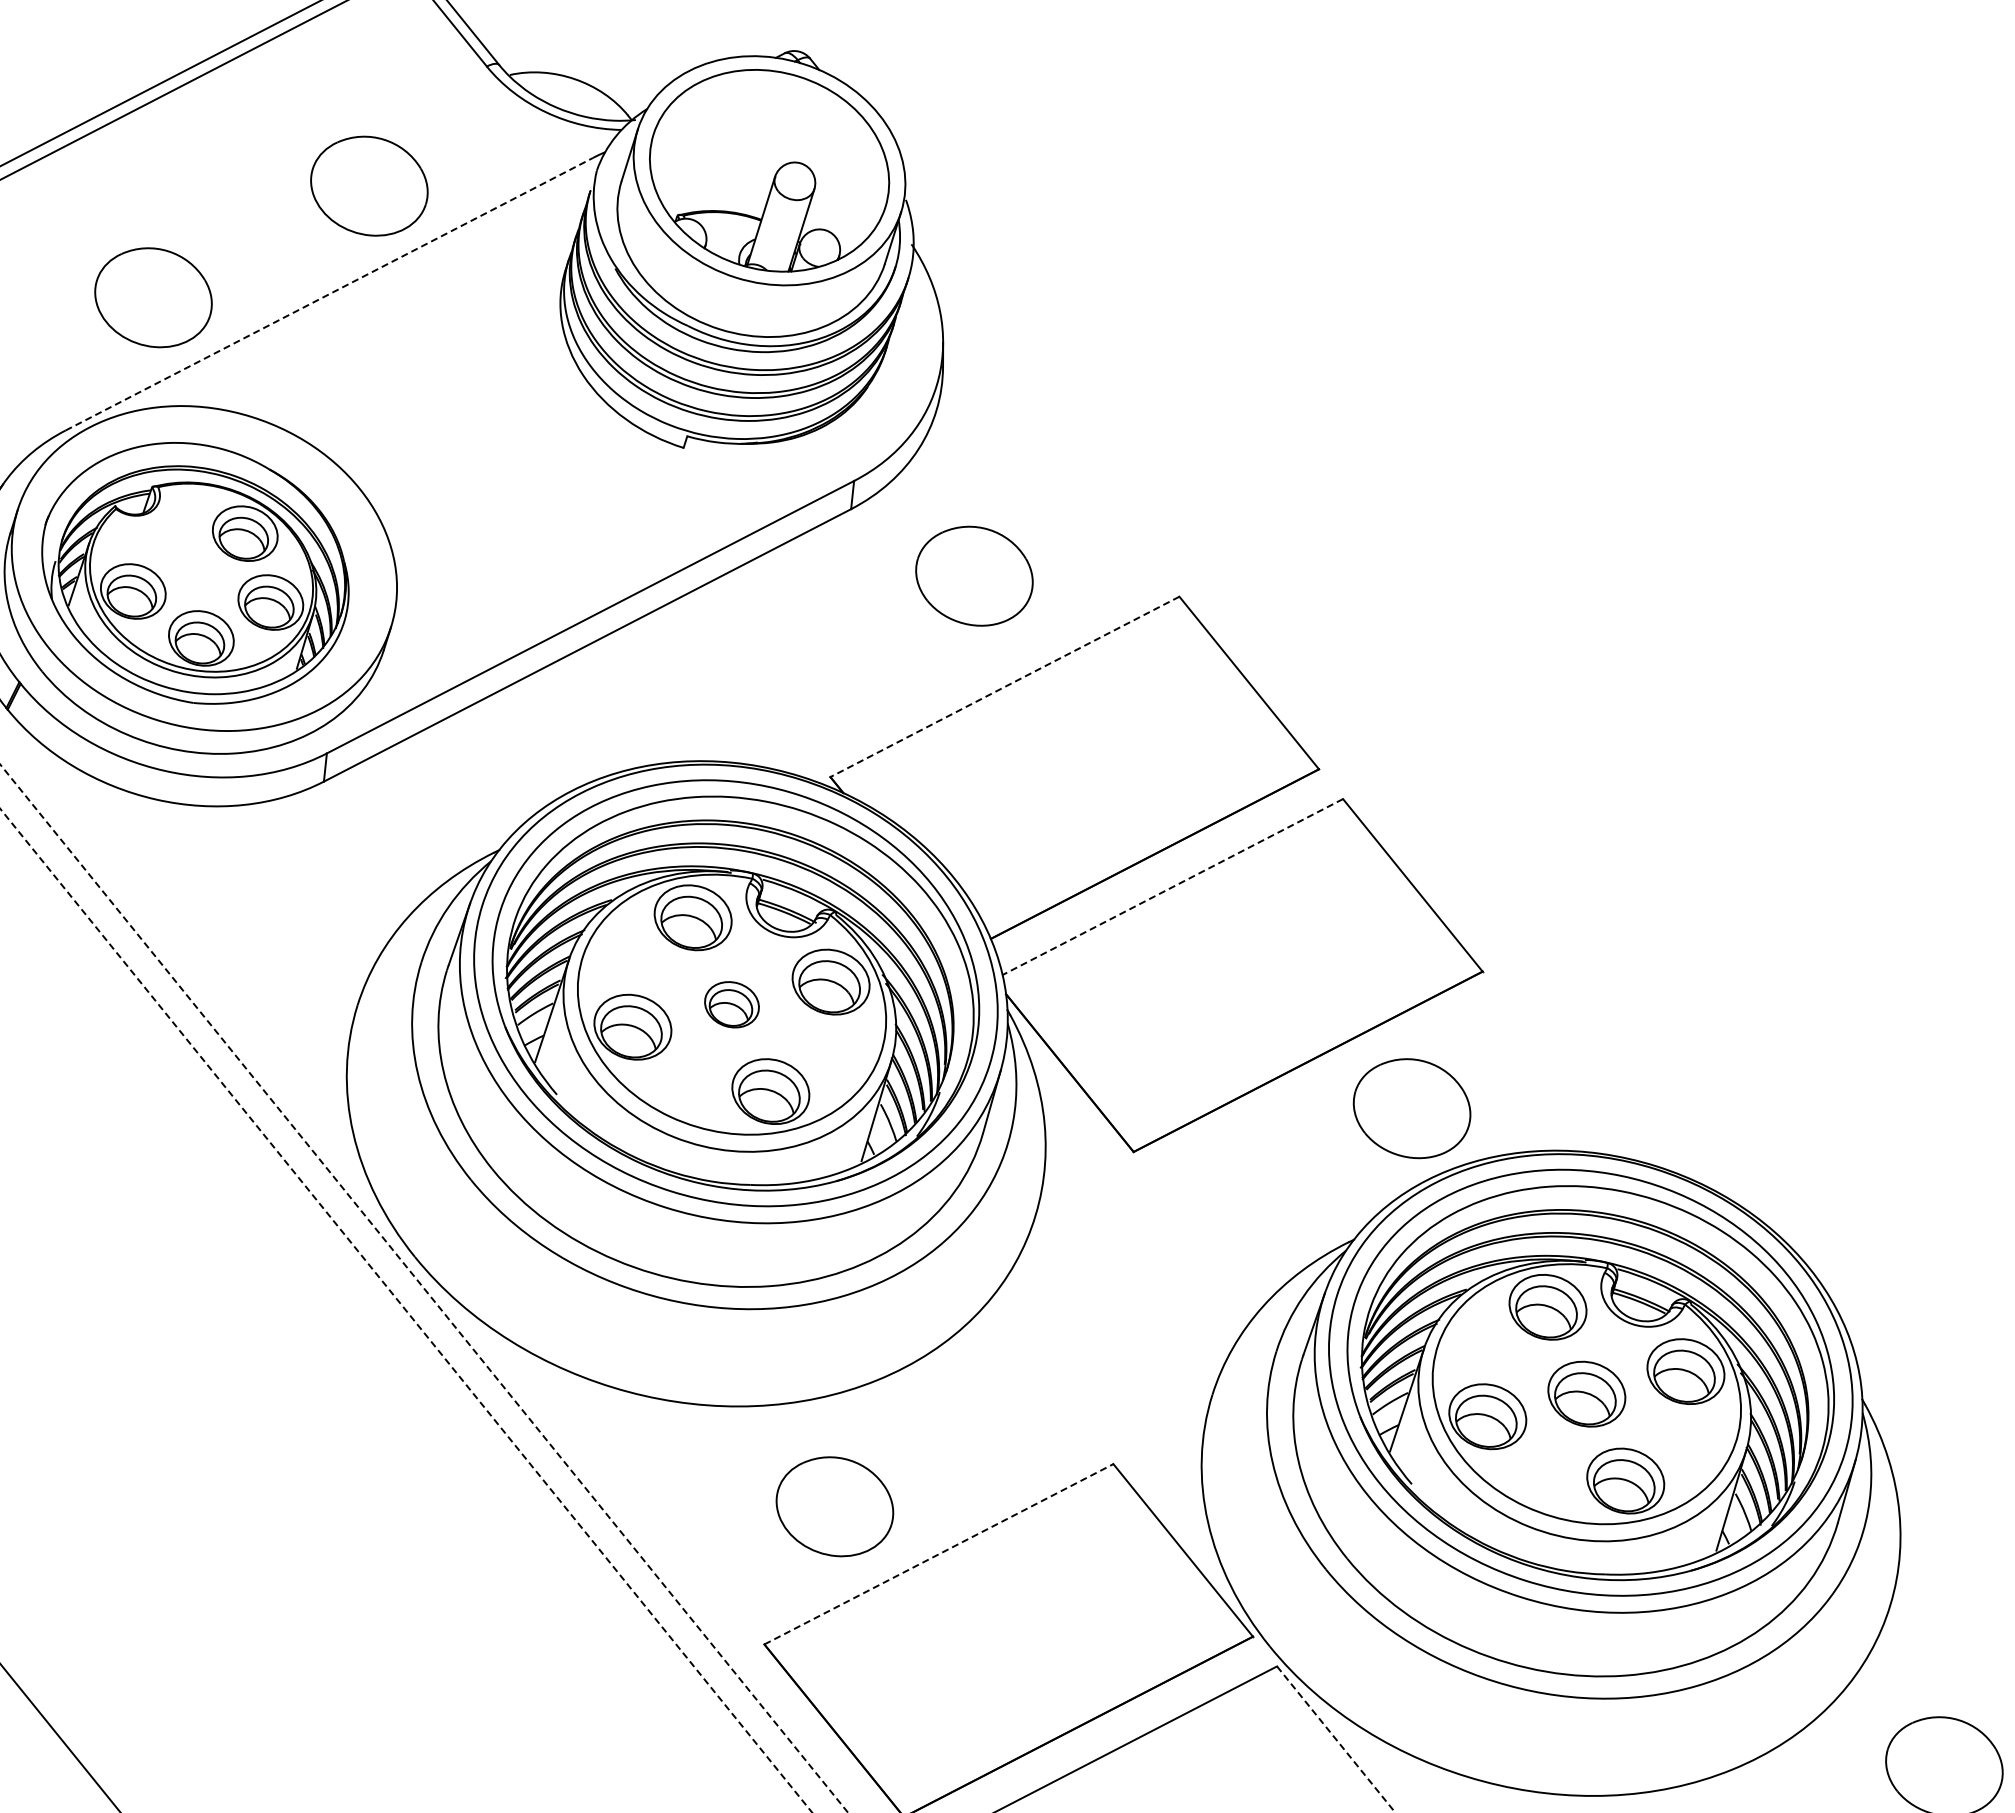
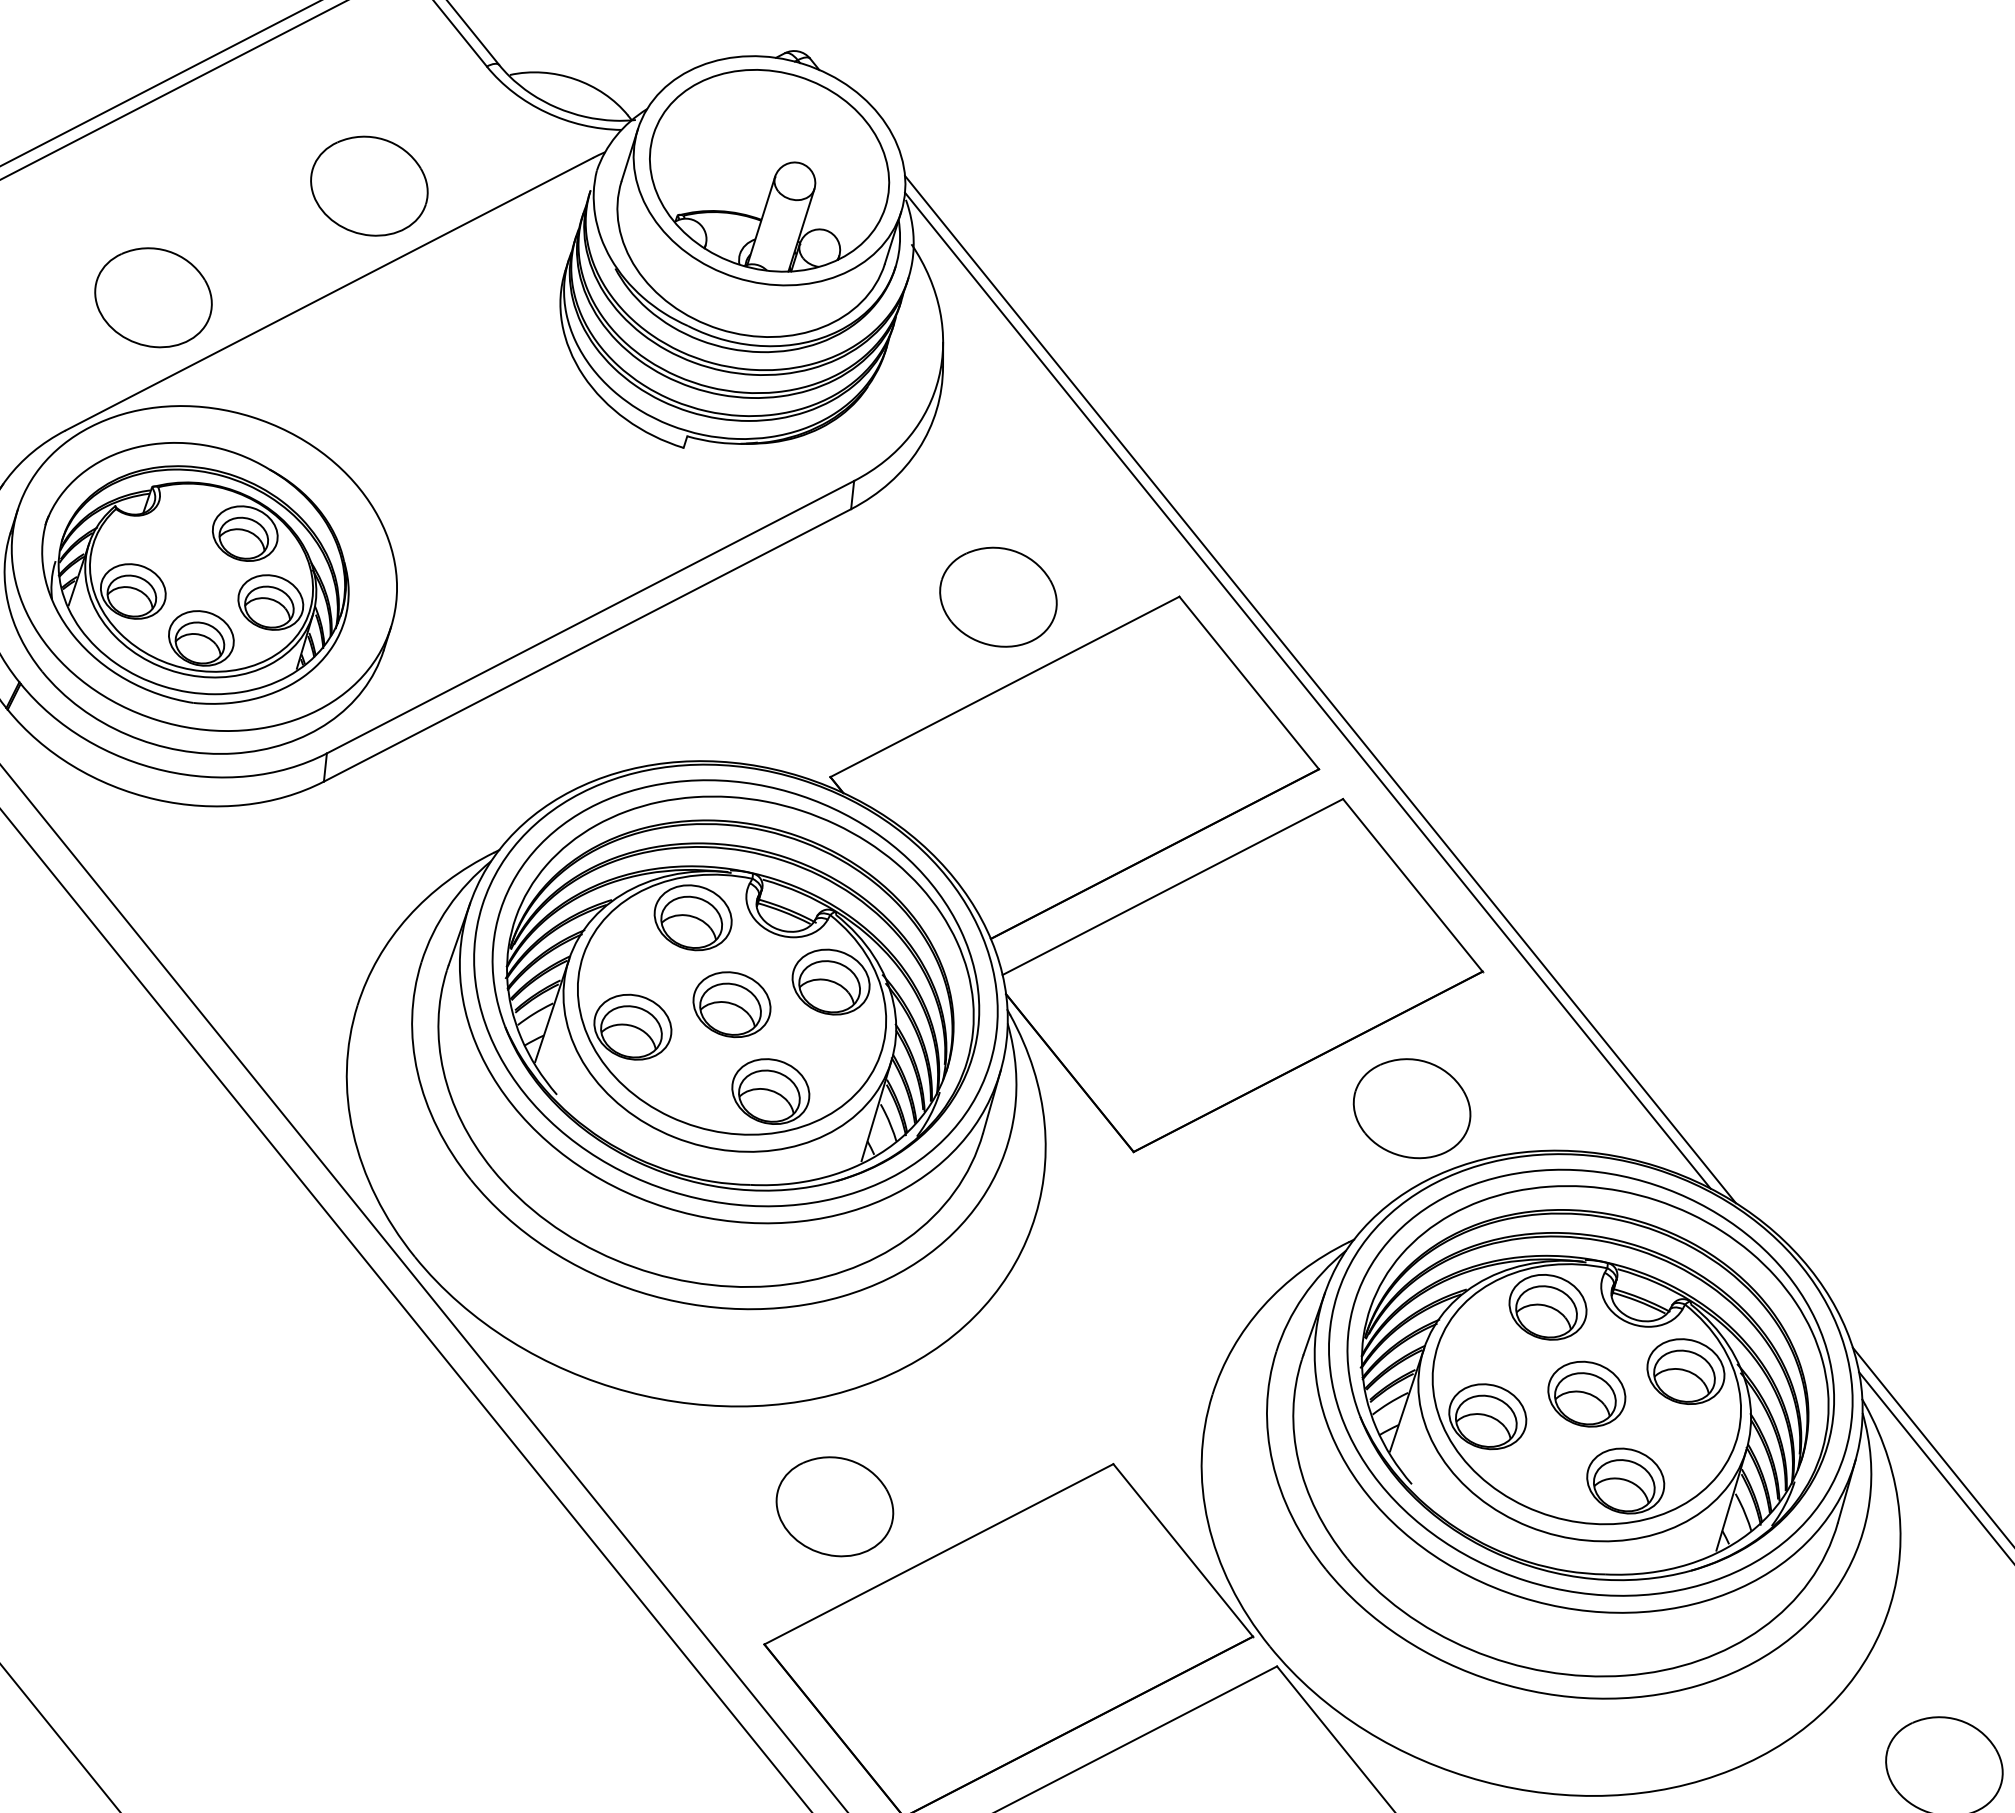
line: dashed -> solid (329, 294)
part position: (974, 575) -> (998, 596) (998, 596)
line: dashed -> solid (1004, 687)
line: none -> present (1320, 689)
line: none -> present (1307, 690)
line: dashed -> solid (1172, 887)
part size: 56x48 px -> 80x68 px (731, 1004)
line: dashed -> solid (424, 1288)
line: dashed -> solid (406, 1311)
line: none -> present (1931, 1445)
line: none -> present (1935, 1466)
line: dashed -> solid (939, 1554)
line: dashed -> solid (1336, 1739)
